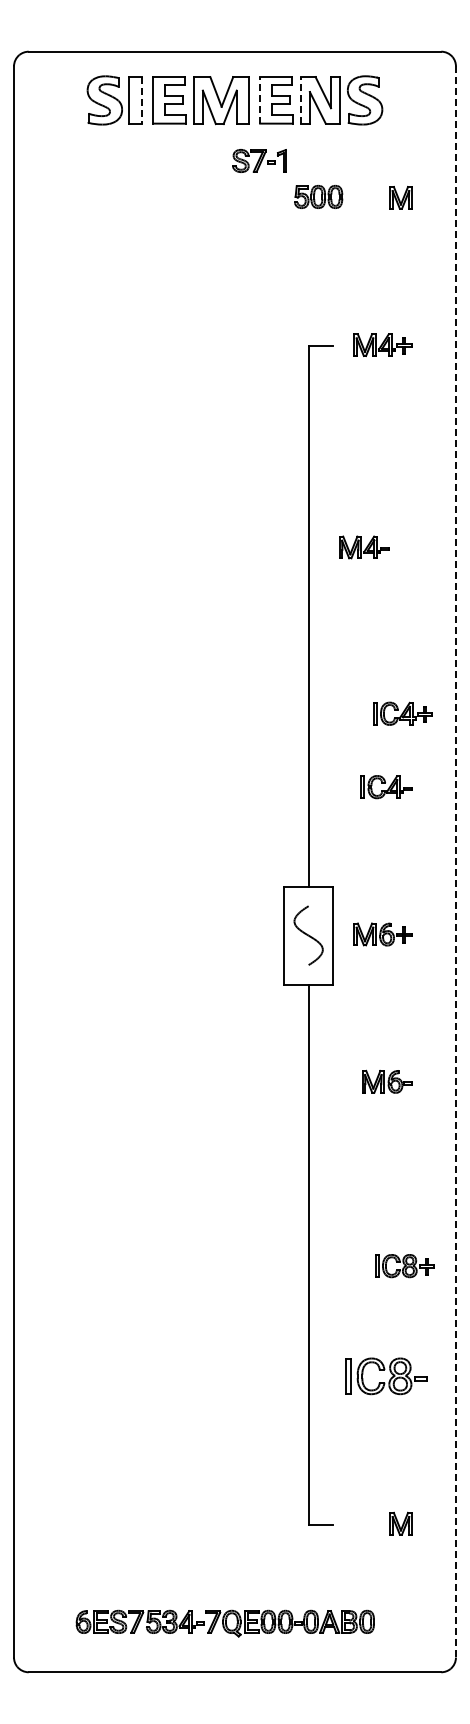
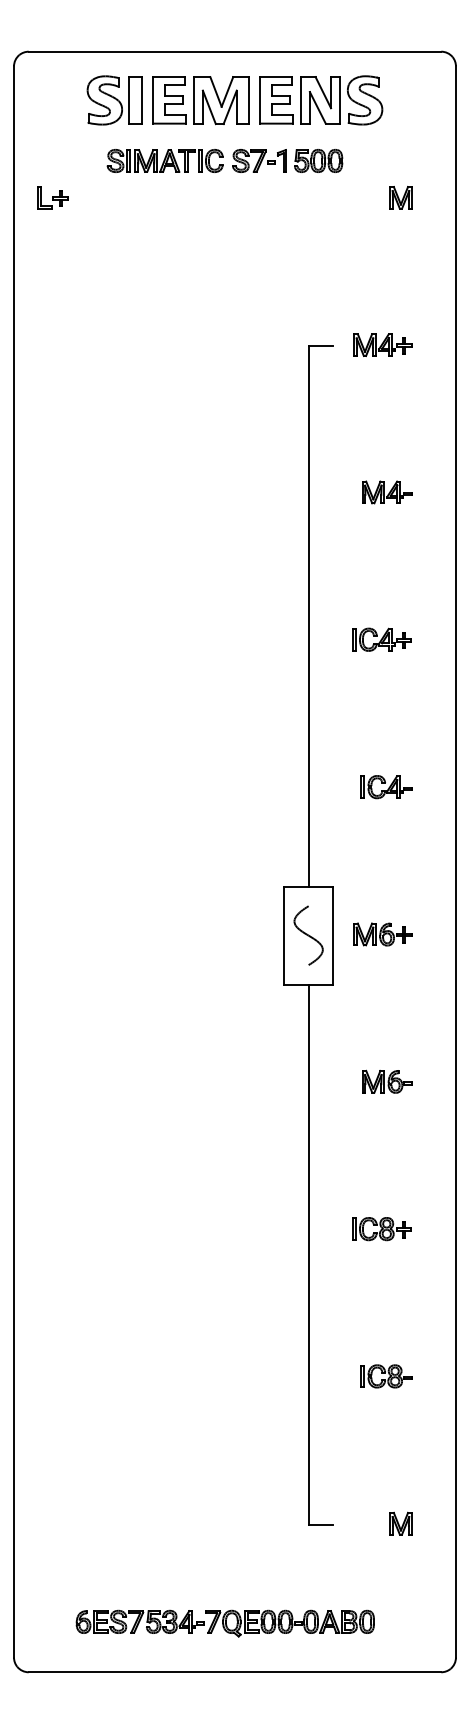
line: dashed -> solid (260, 99)
line: dashed -> solid (301, 99)
line: dashed -> solid (141, 100)
part: none -> present (164, 160)
part position: (318, 196) -> (318, 160) (318, 160)
part: none -> present (52, 197)
part position: (364, 547) -> (387, 492) (387, 492)
part position: (402, 713) -> (381, 639) (381, 639)
line: dashed -> solid (455, 861)
part position: (404, 1266) -> (381, 1229) (381, 1229)
part size: 83x39 px -> 53x25 px (386, 1376)
